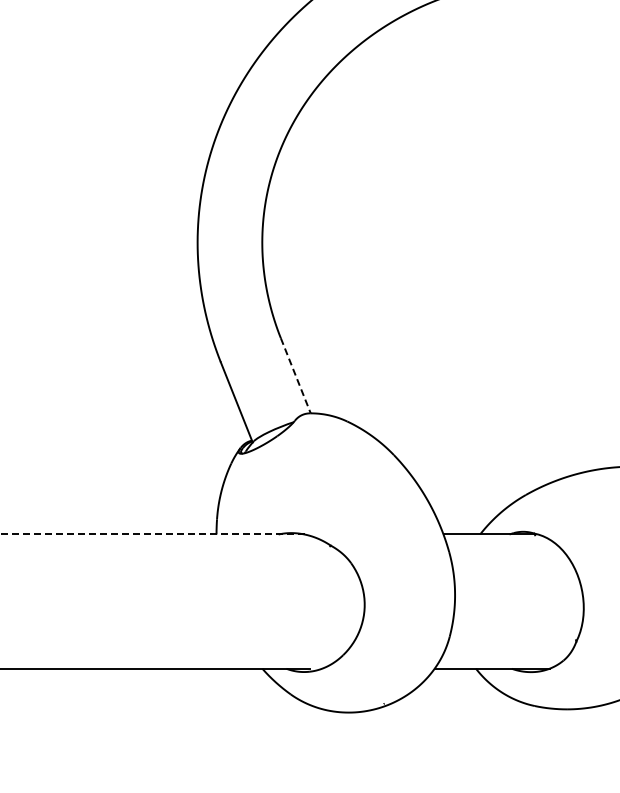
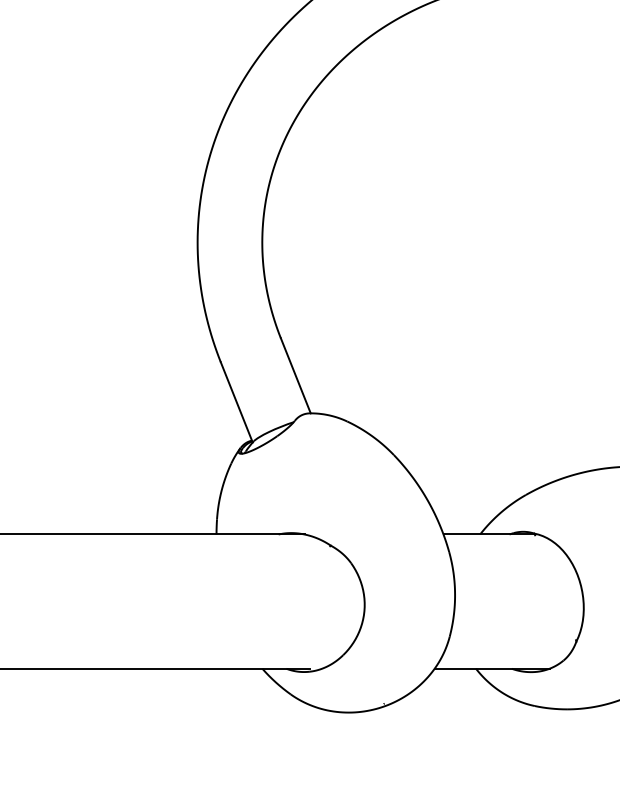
line: dashed -> solid (296, 376)
line: dashed -> solid (152, 534)
